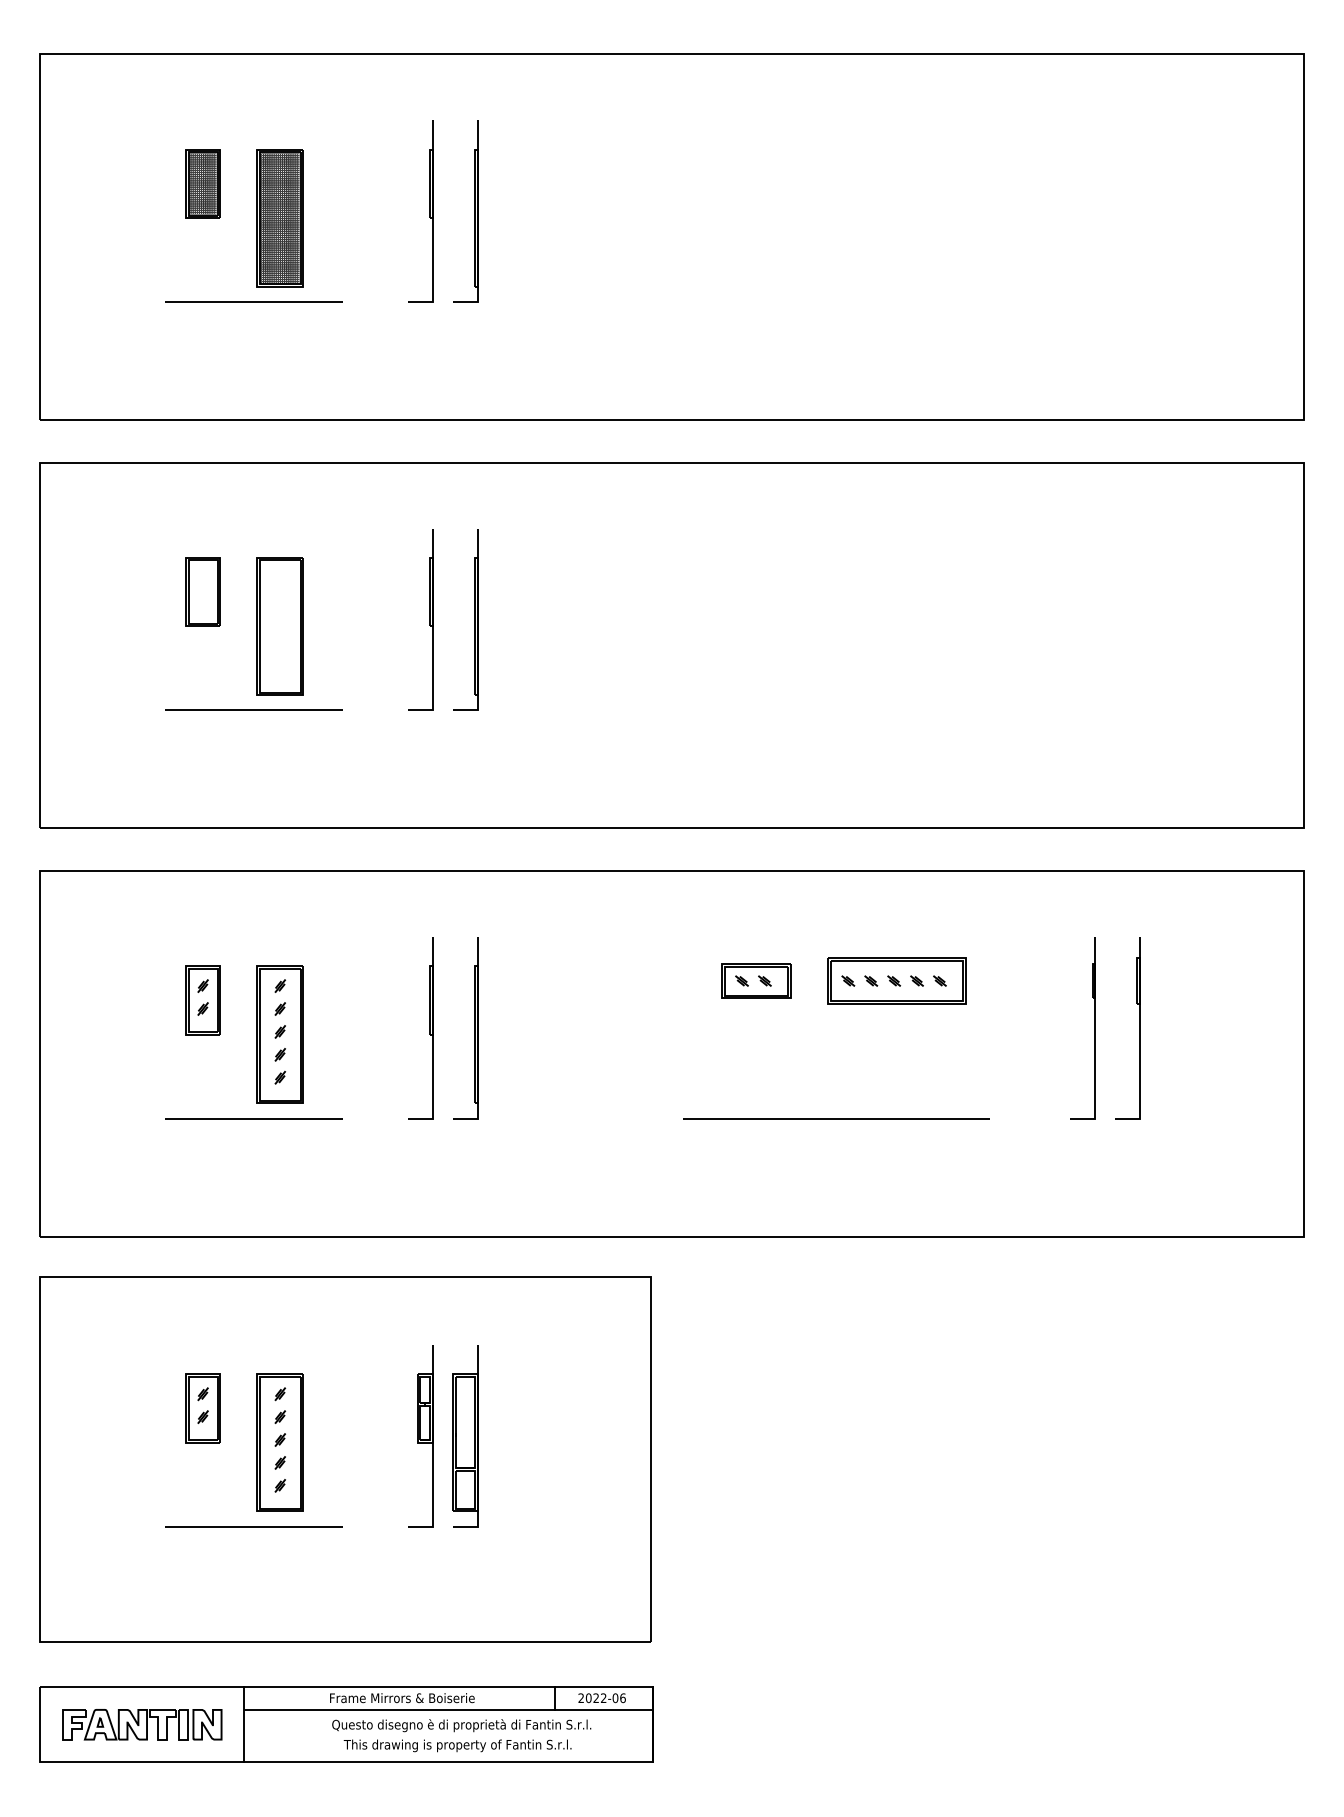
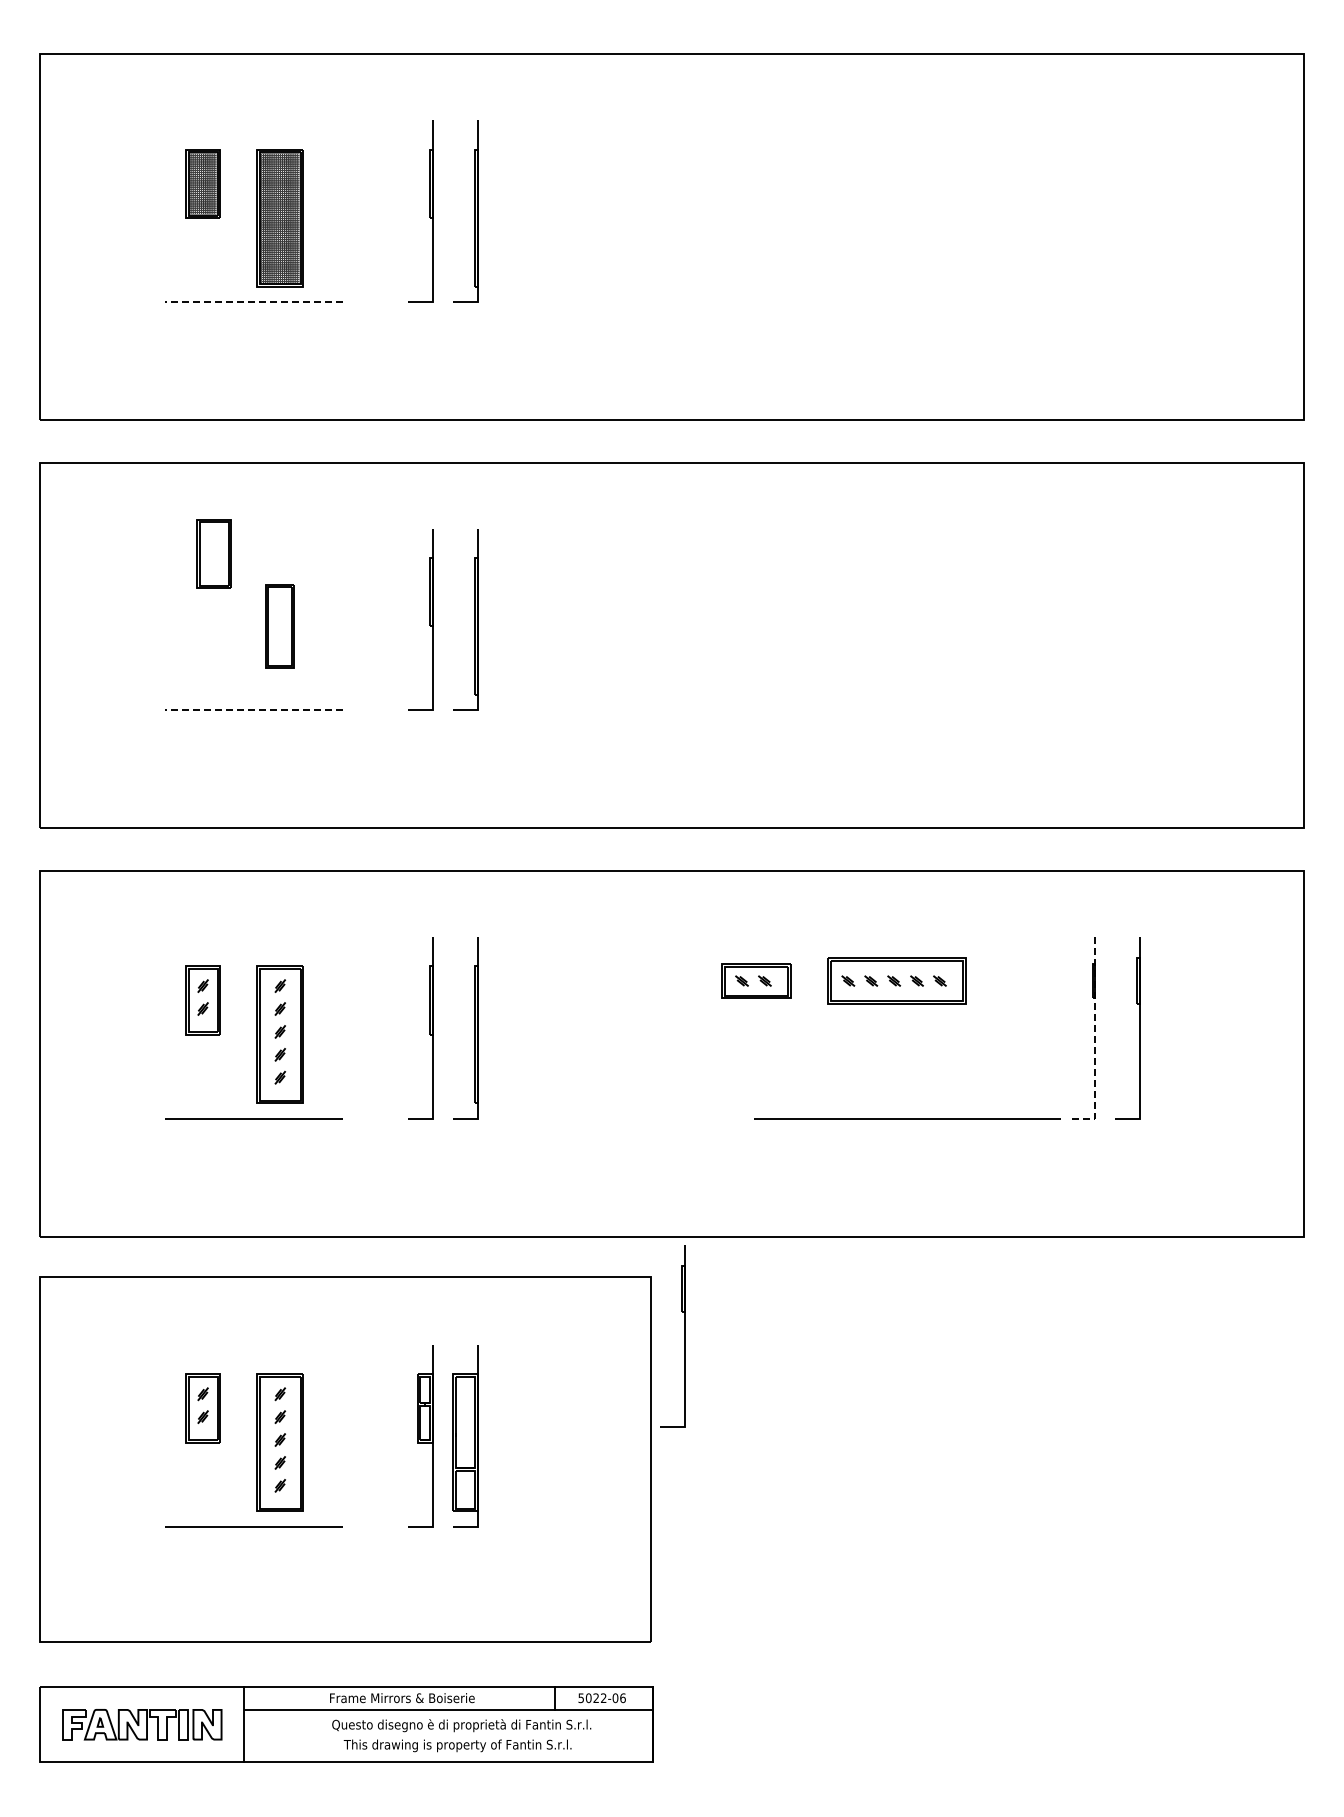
line: solid -> dashed (253, 302)
part position: (202, 591) -> (213, 553) (213, 553)
part size: 48x139 px -> 30x85 px (279, 626)
line: solid -> dashed (253, 710)
line: solid -> dashed (1095, 1040)
line position: (836, 1118) -> (907, 1118) (907, 1118)
part: none -> present (684, 1336)
text: 2022-06 -> 5022-06 (580, 1698)
